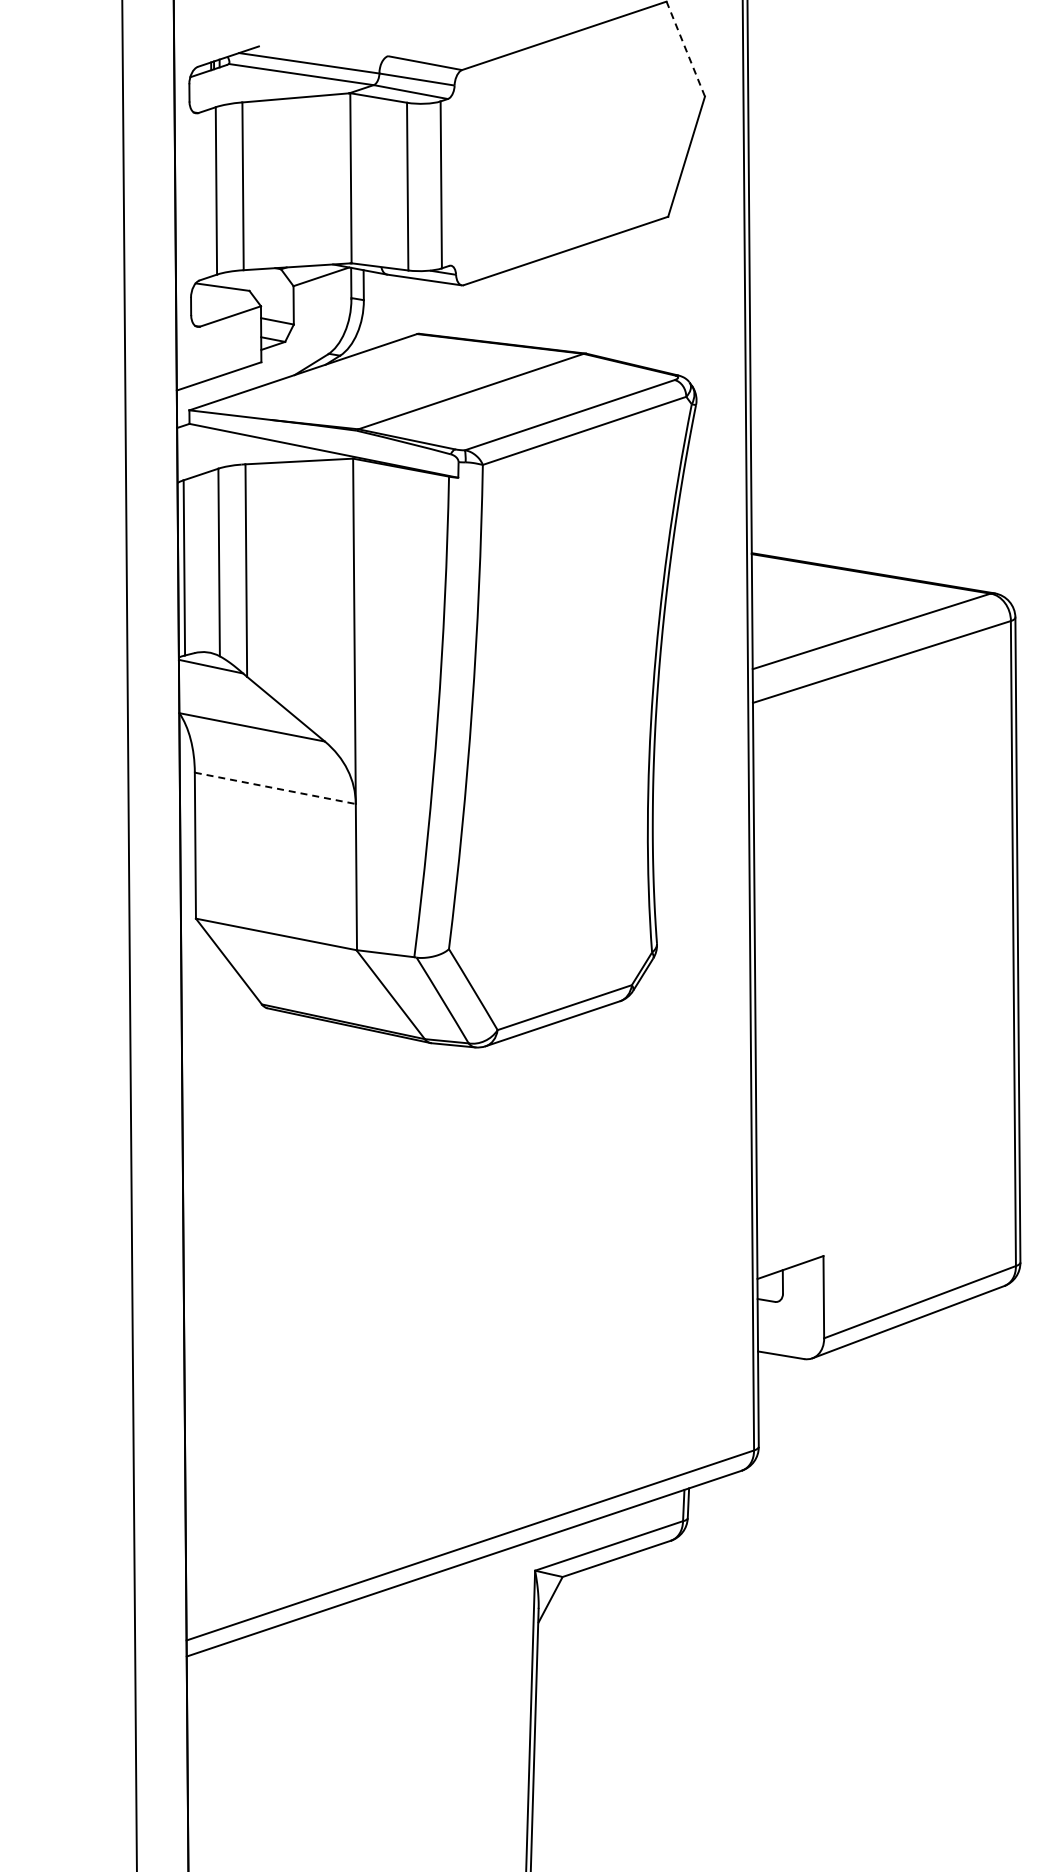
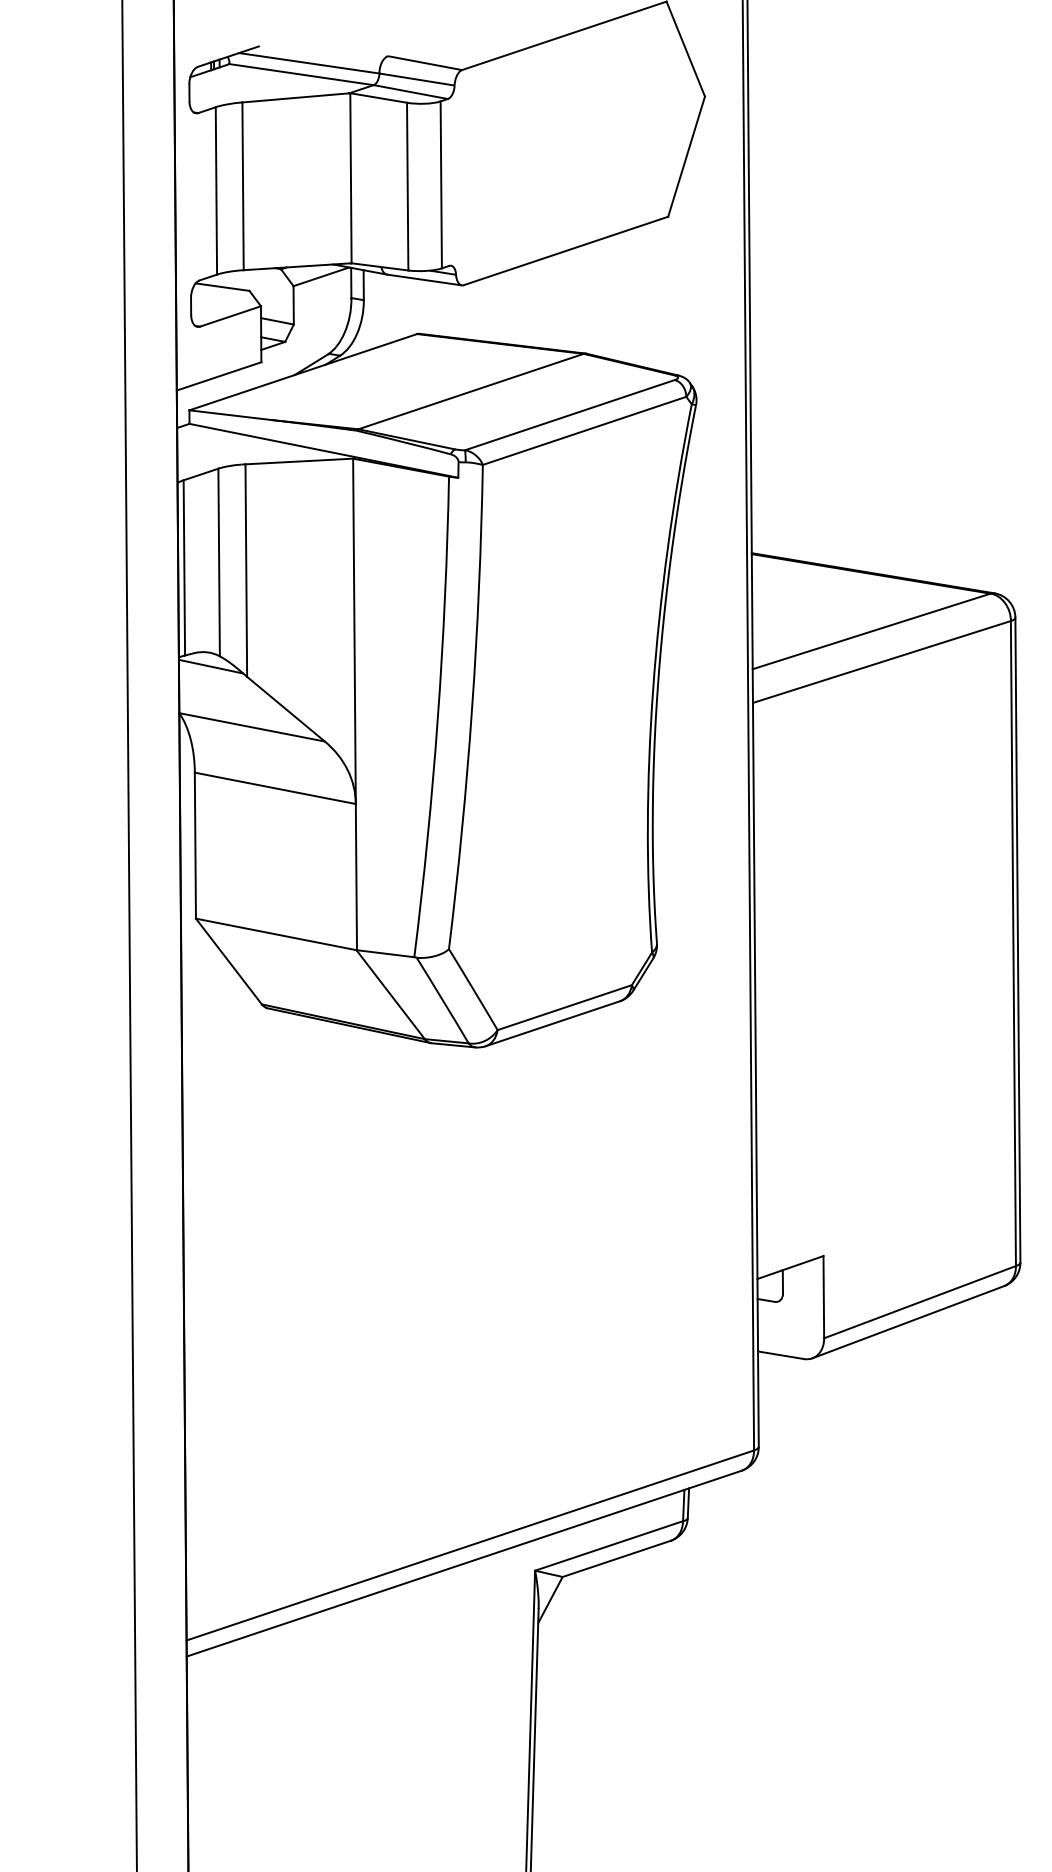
line: dashed -> solid (685, 48)
line: dashed -> solid (275, 788)
